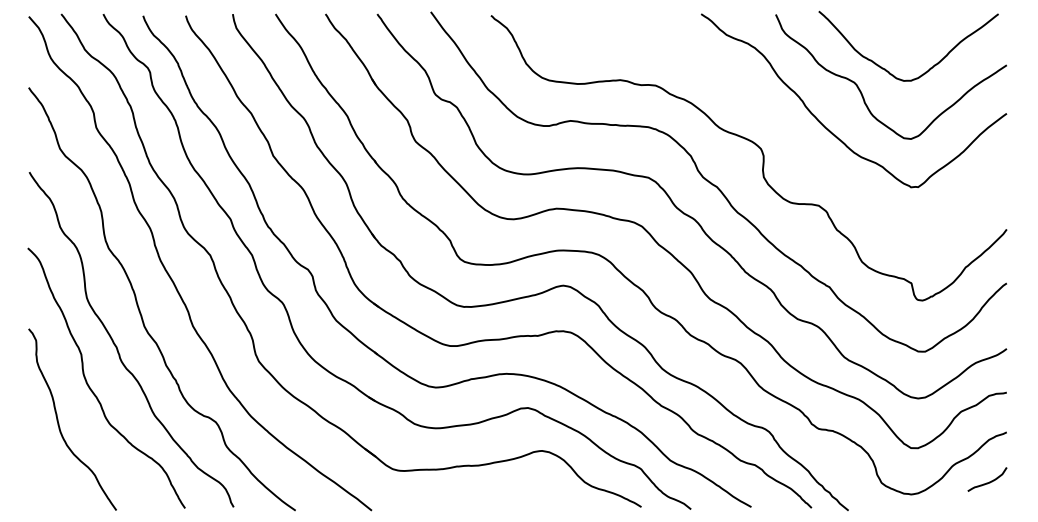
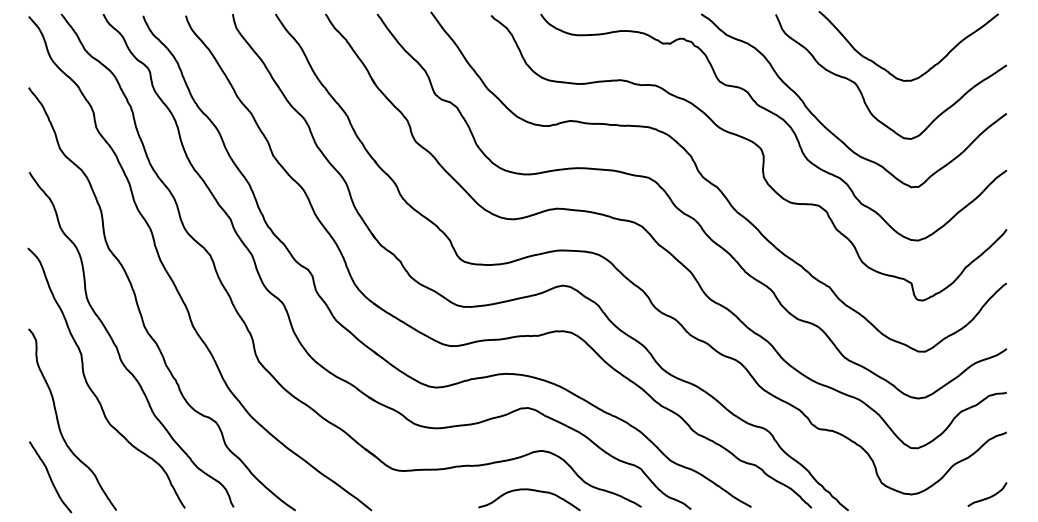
curve: none -> present (779, 118)
curve: none -> present (50, 477)
curve position: (989, 481) -> (989, 496) (989, 496)
curve: none -> present (533, 491)
